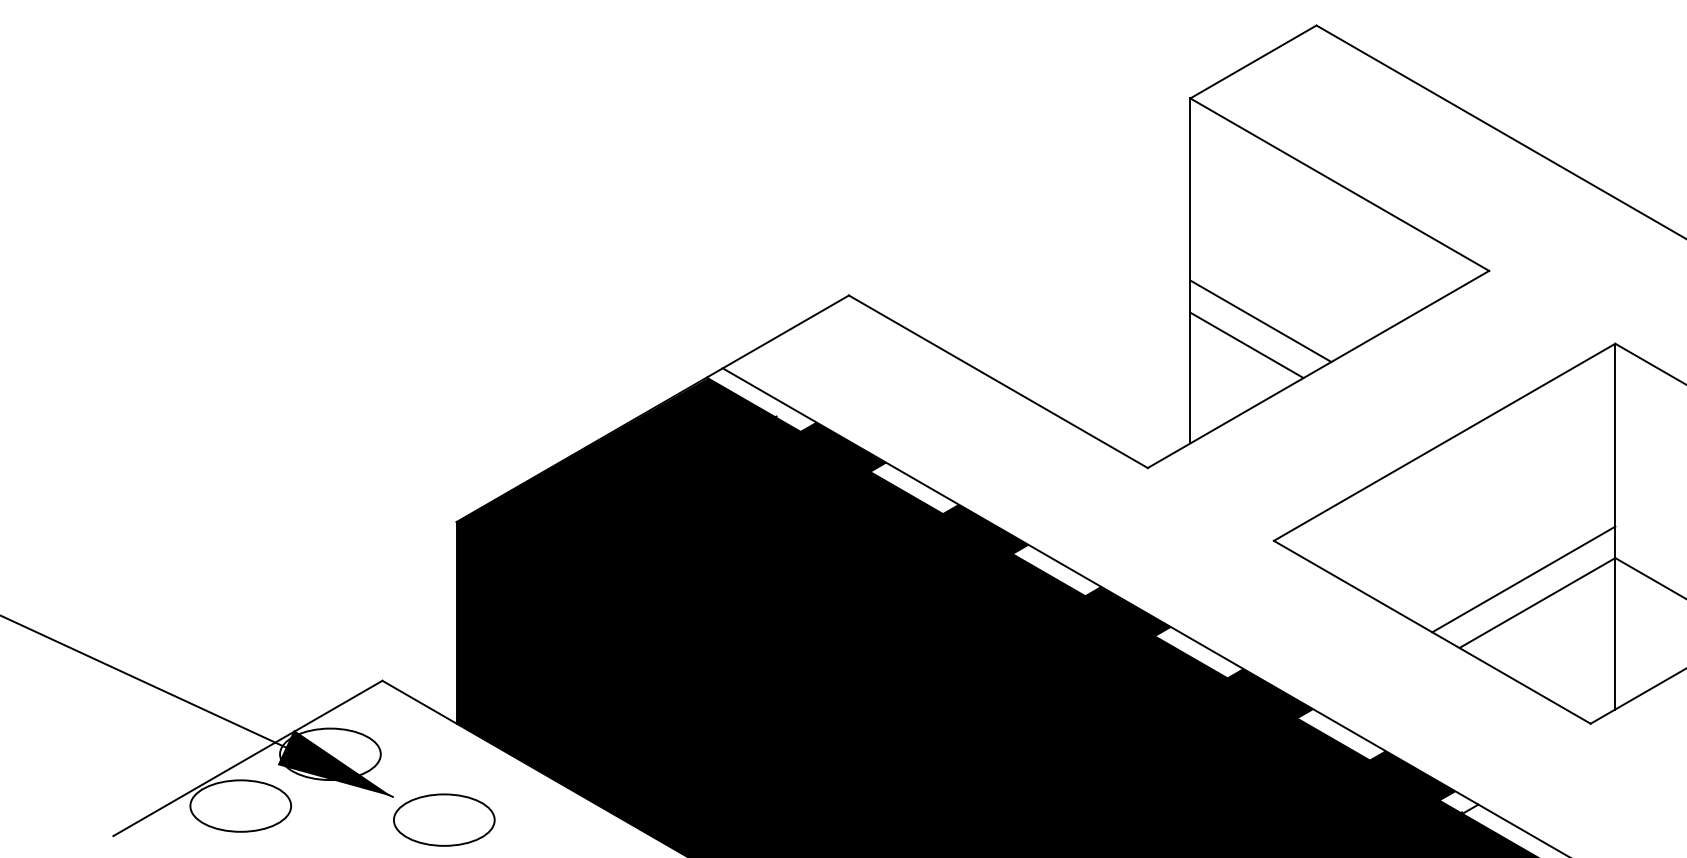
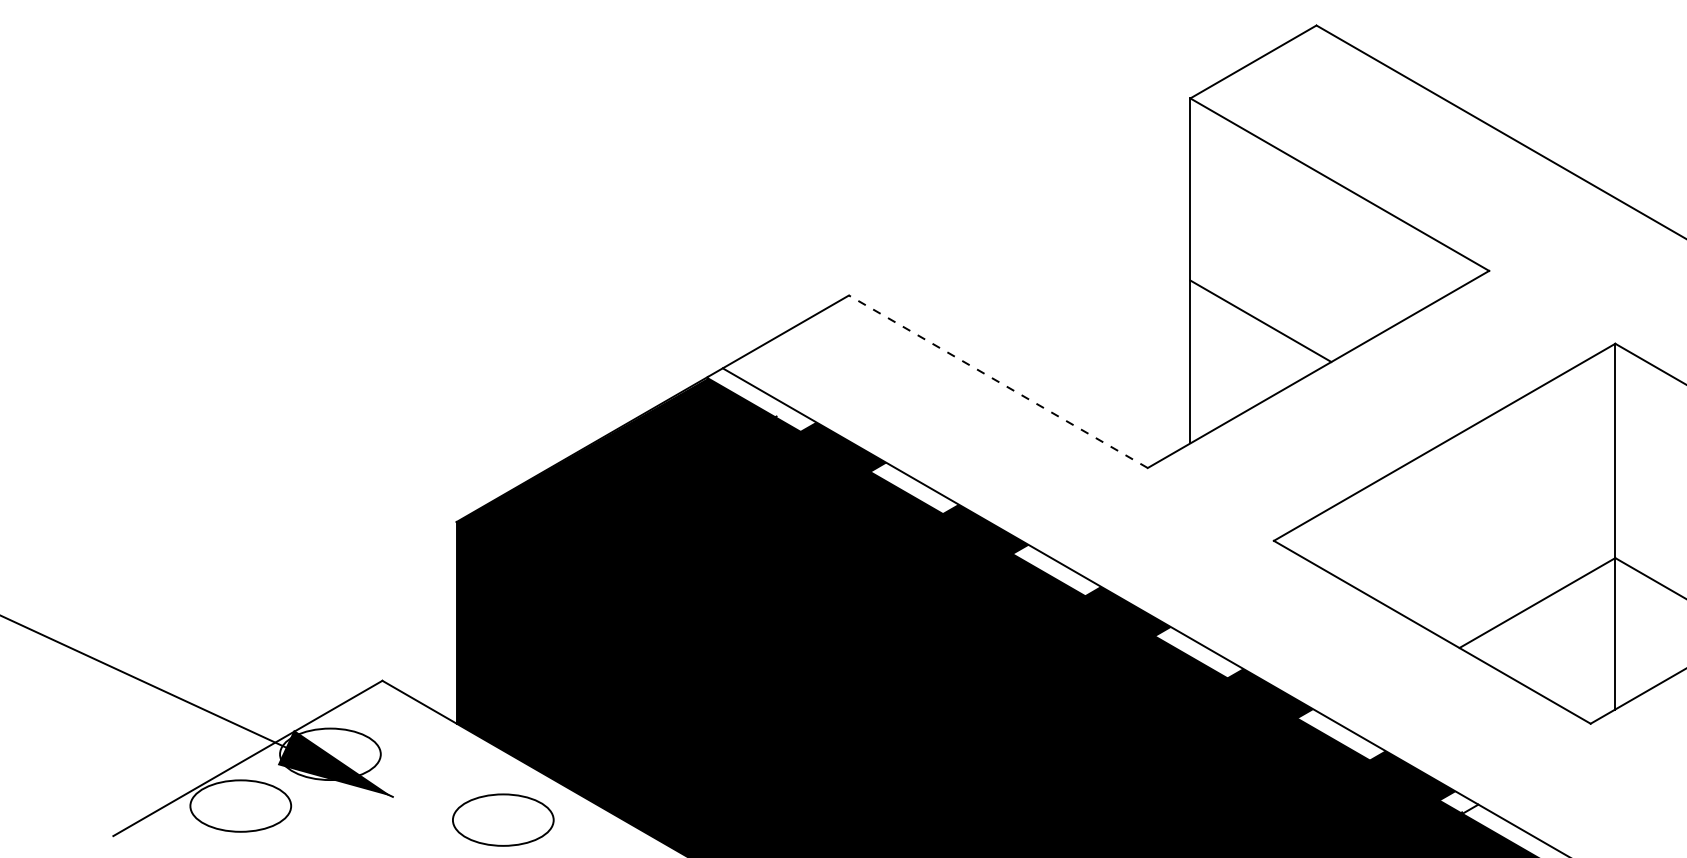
line: present -> none (1246, 345)
line: solid -> dashed (998, 381)
line: present -> none (1523, 579)
part position: (444, 819) -> (503, 819) (503, 819)
